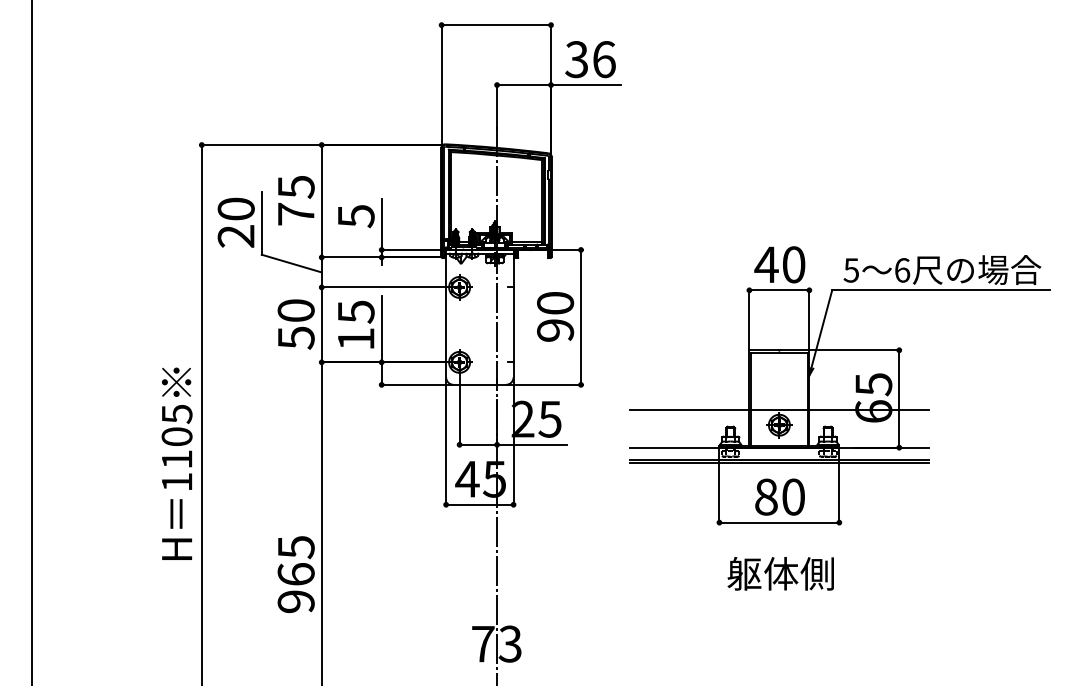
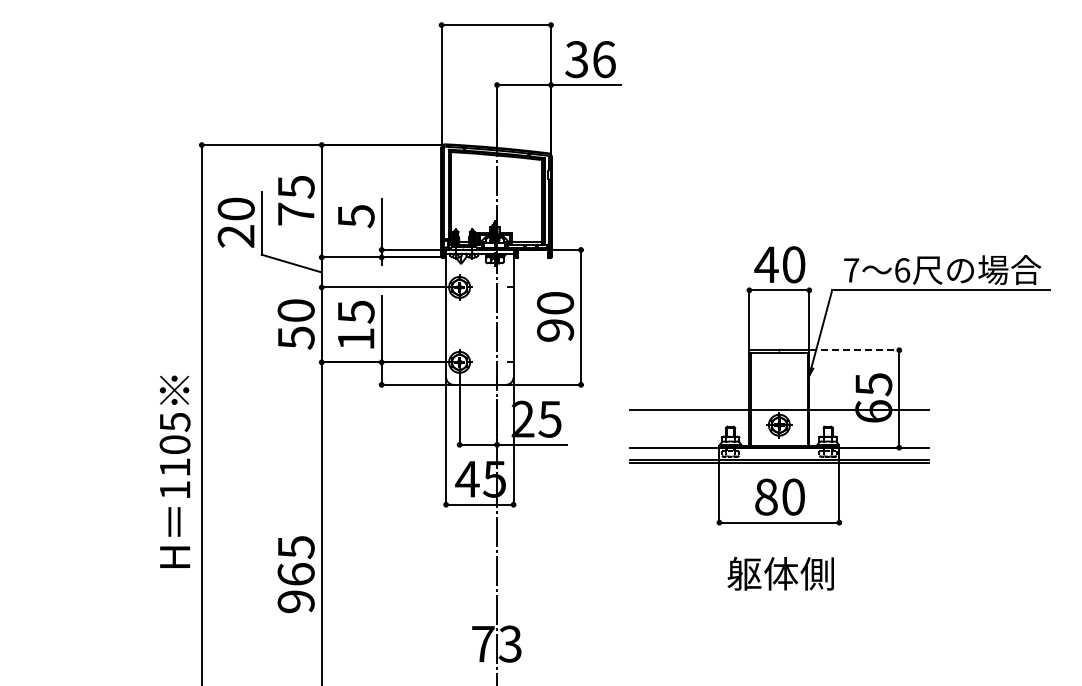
text: 5 -> 7 (851, 270)
line: present -> none (32, 342)
line: solid -> dashed (856, 350)
text position: (176, 463) -> (174, 471) (174, 471)
